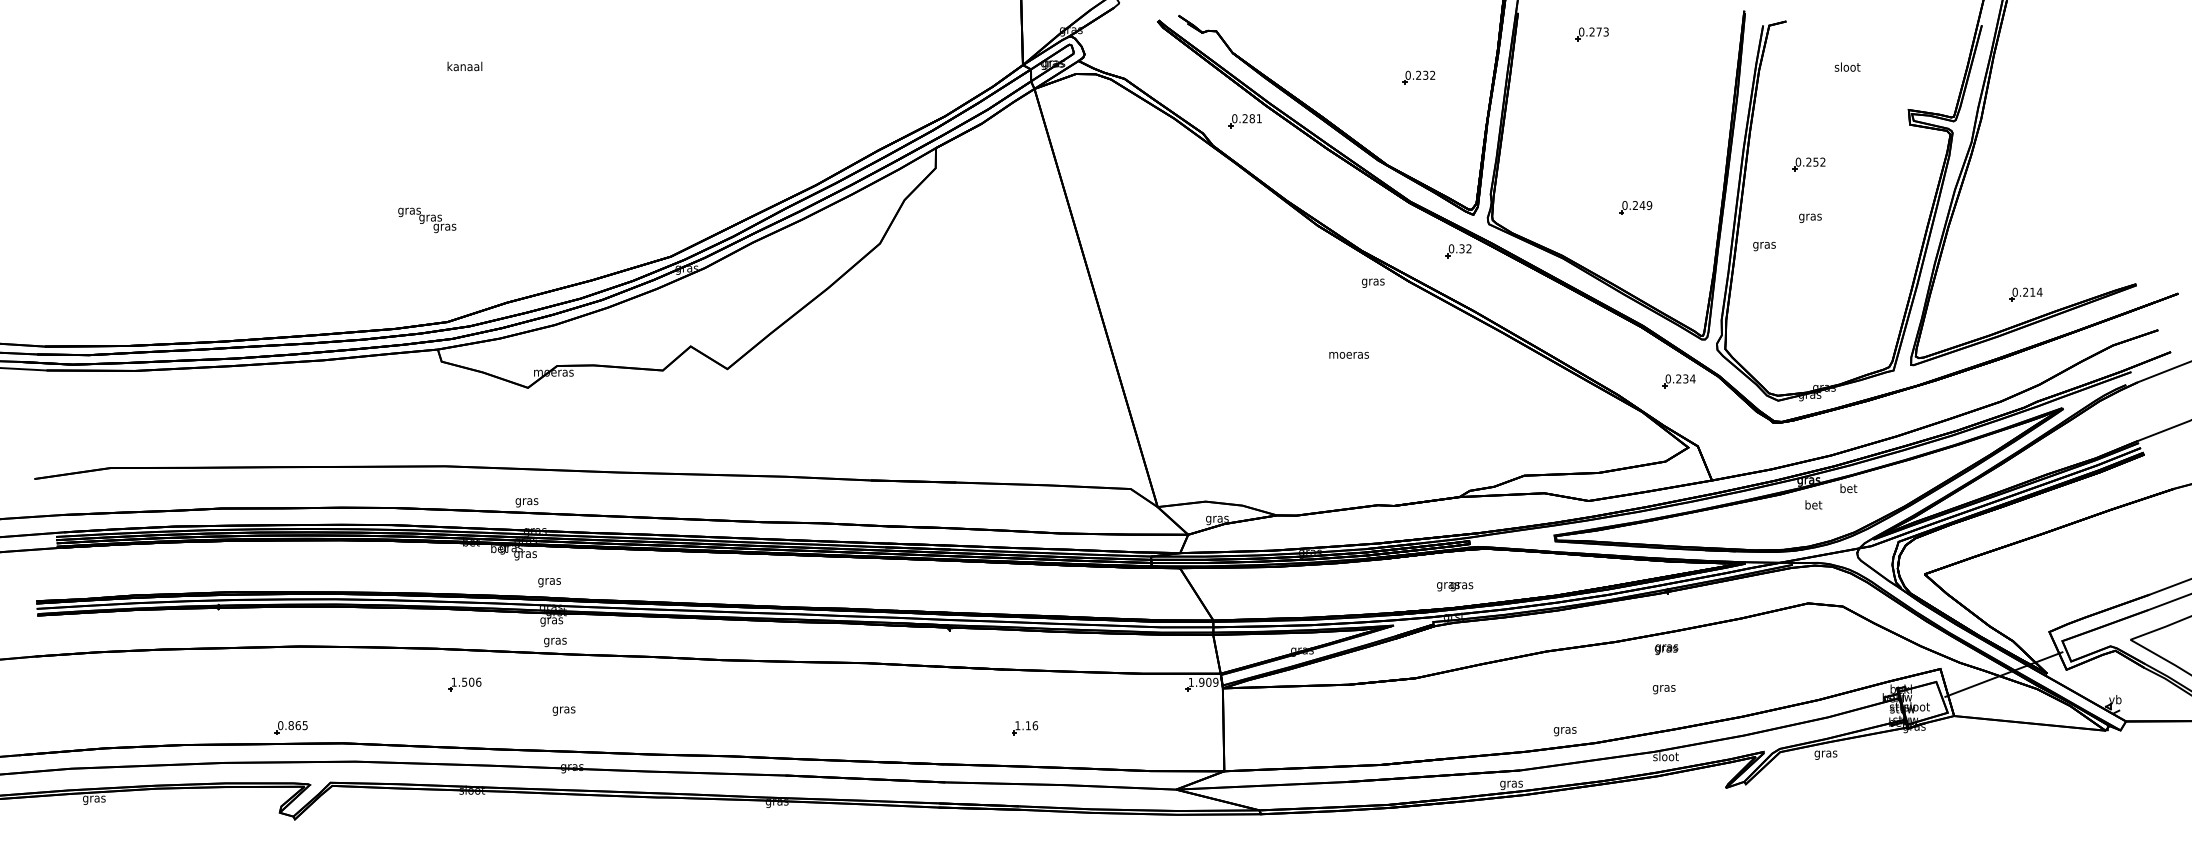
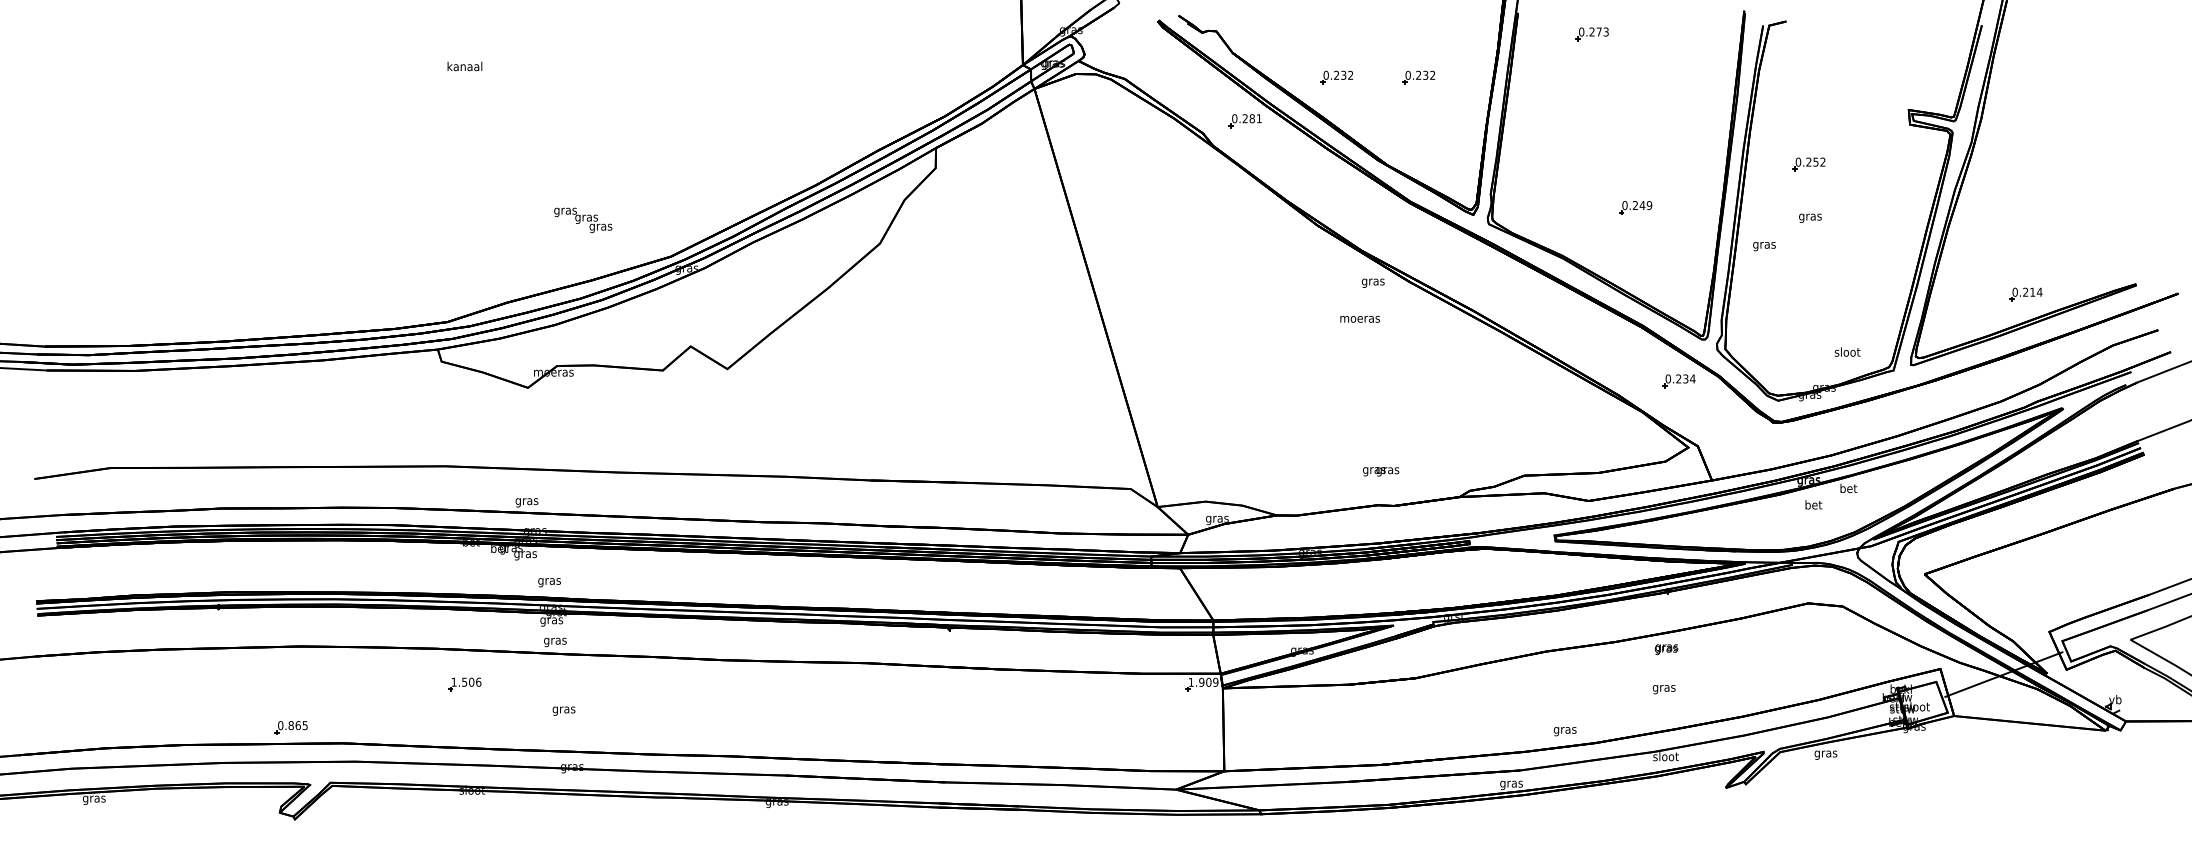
text position: (1847, 66) -> (1847, 351) (1847, 351)
part: none -> present (1336, 77)
text position: (427, 220) -> (583, 220) (583, 220)
part: present -> none (1458, 251)
text position: (1348, 355) -> (1359, 319) (1359, 319)
text position: (1455, 586) -> (1381, 471) (1381, 471)
part: present -> none (1025, 728)
